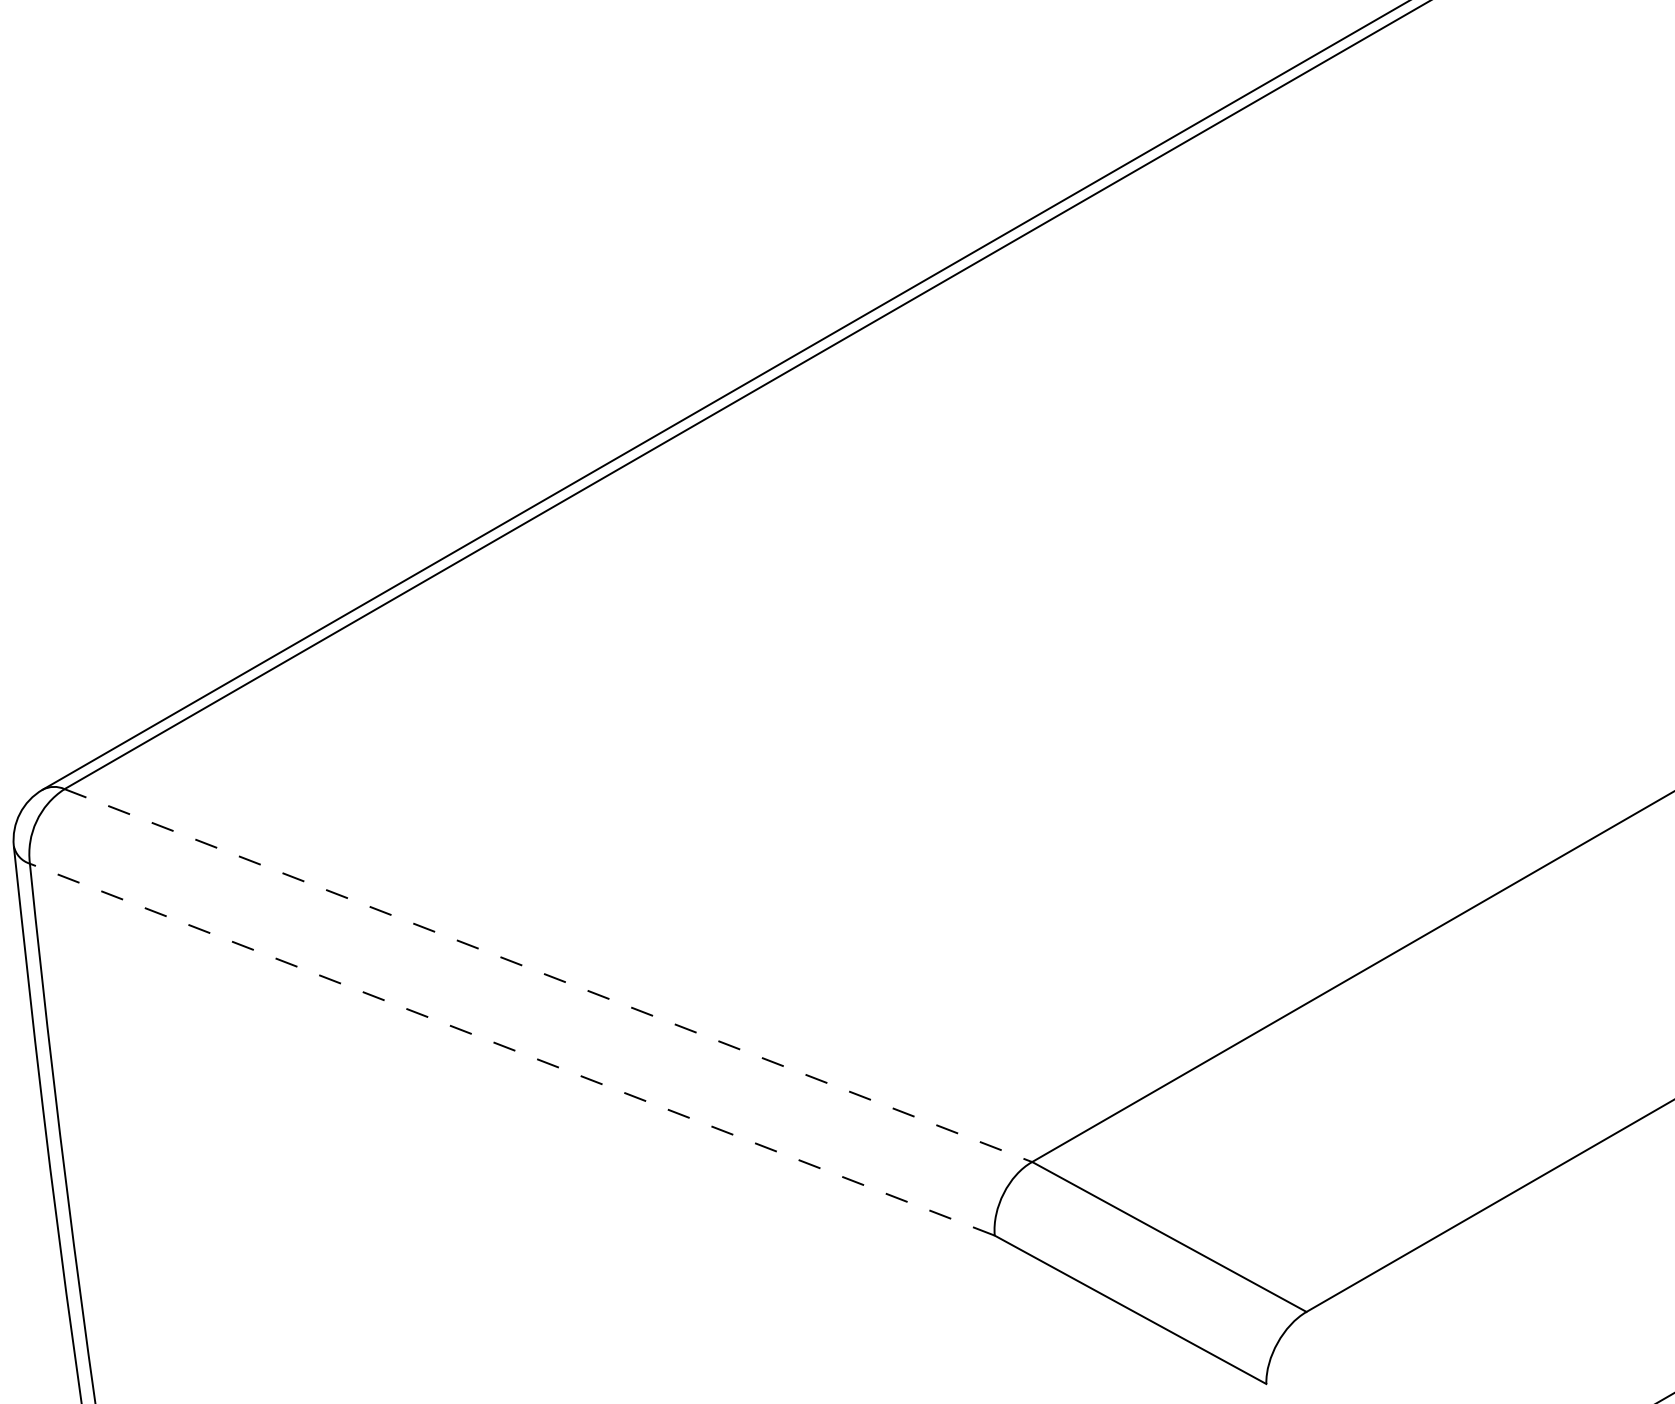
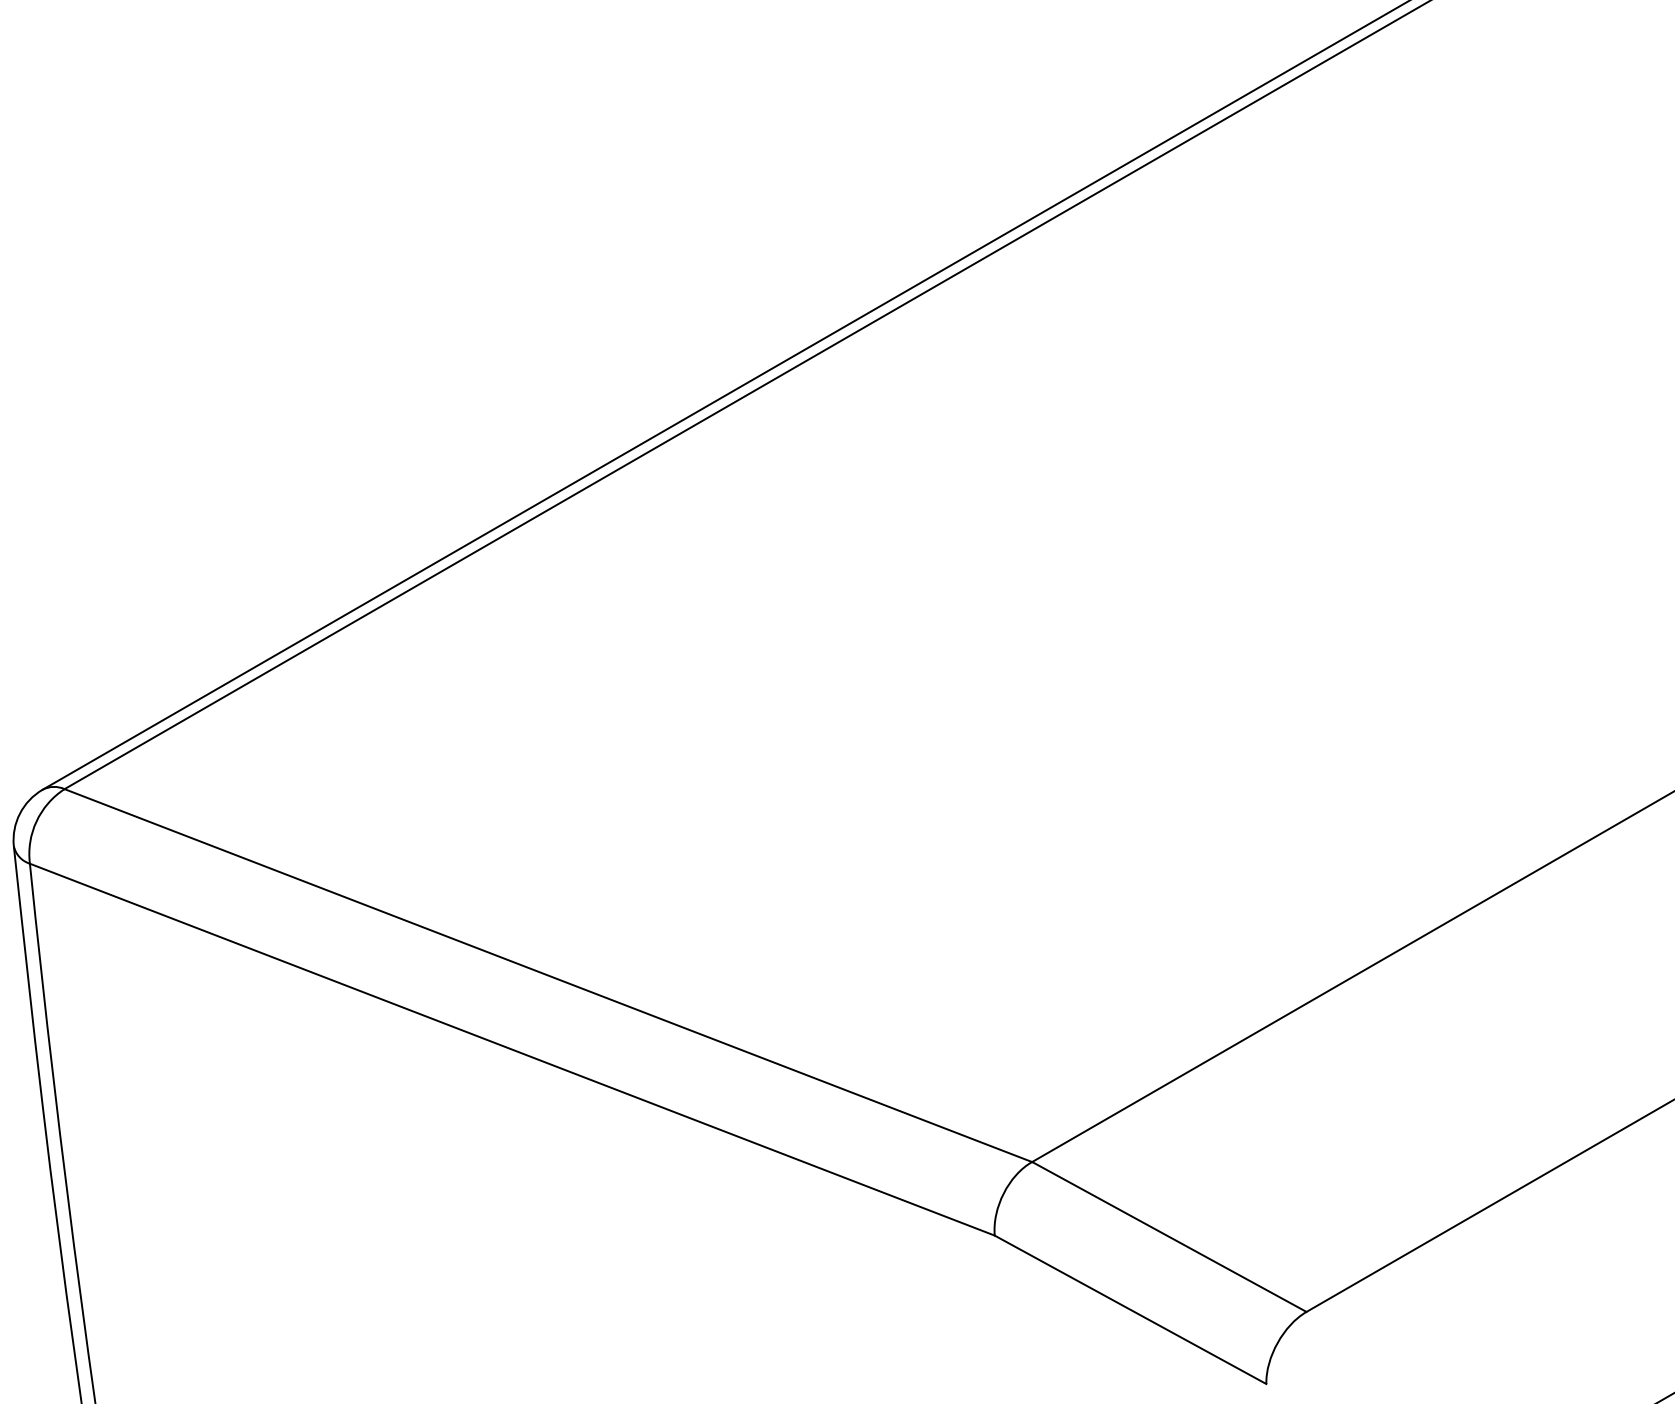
line: dashed -> solid (548, 975)
line: dashed -> solid (511, 1049)
